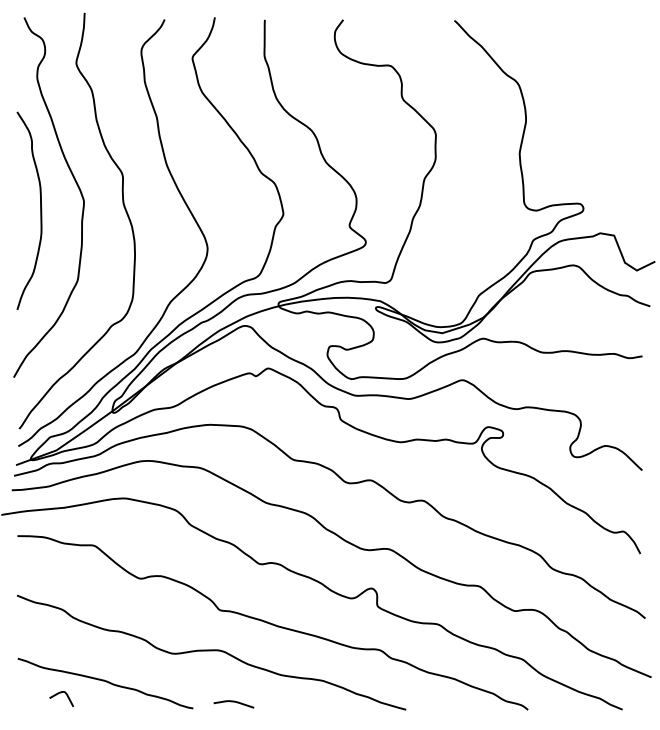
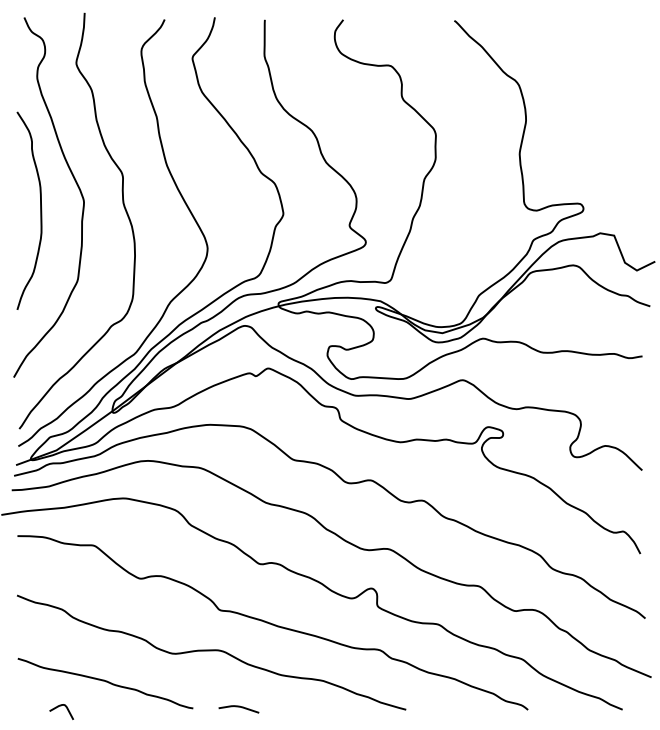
curve position: (61, 693) -> (61, 706) (61, 706)
curve position: (233, 702) -> (238, 707) (238, 707)
